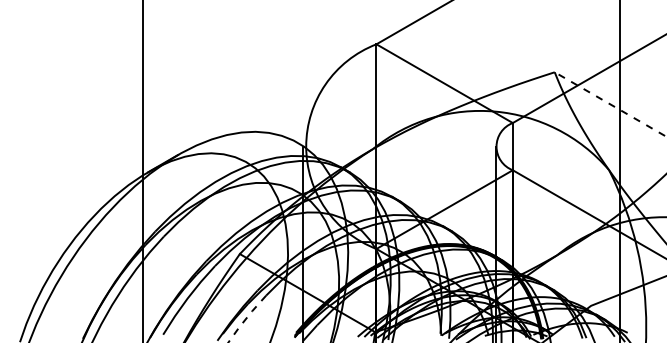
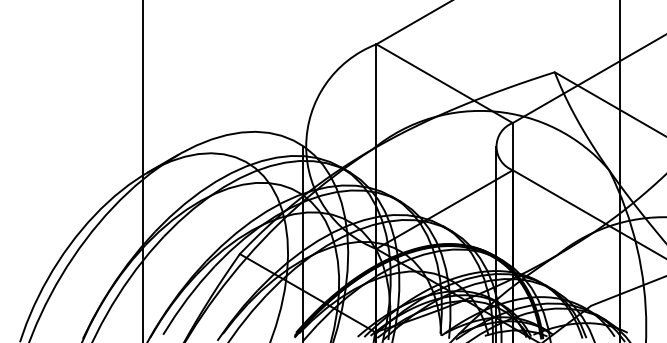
line: dashed -> solid (610, 104)
line: dashed -> solid (246, 318)
